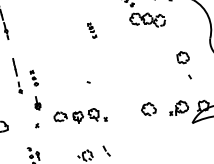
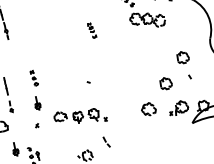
part position: (17, 76) -> (8, 95) (8, 95)
part: none -> present (165, 83)
part: none -> present (15, 149)
part position: (106, 150) -> (106, 141) (106, 141)
